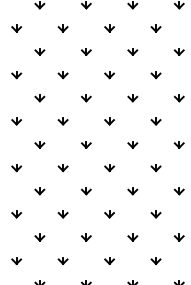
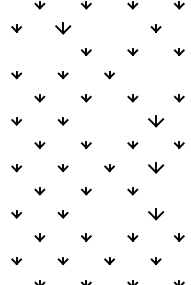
part size: 12x9 px -> 17x13 px (63, 28)
part: present -> none (109, 28)
part: present -> none (39, 51)
part: present -> none (155, 75)
part: present -> none (109, 121)
part size: 12x9 px -> 17x13 px (156, 121)
part size: 12x9 px -> 17x12 px (156, 167)
part: present -> none (178, 191)
part: present -> none (109, 214)
part size: 12x9 px -> 17x13 px (156, 214)
